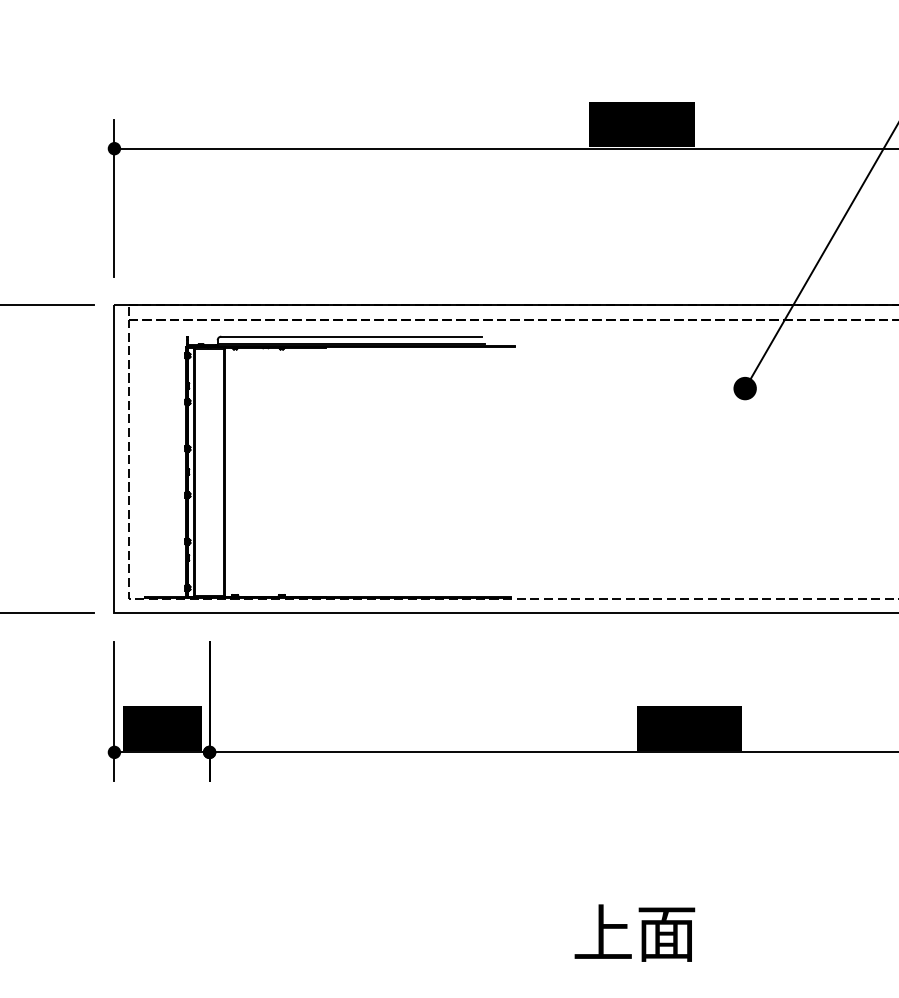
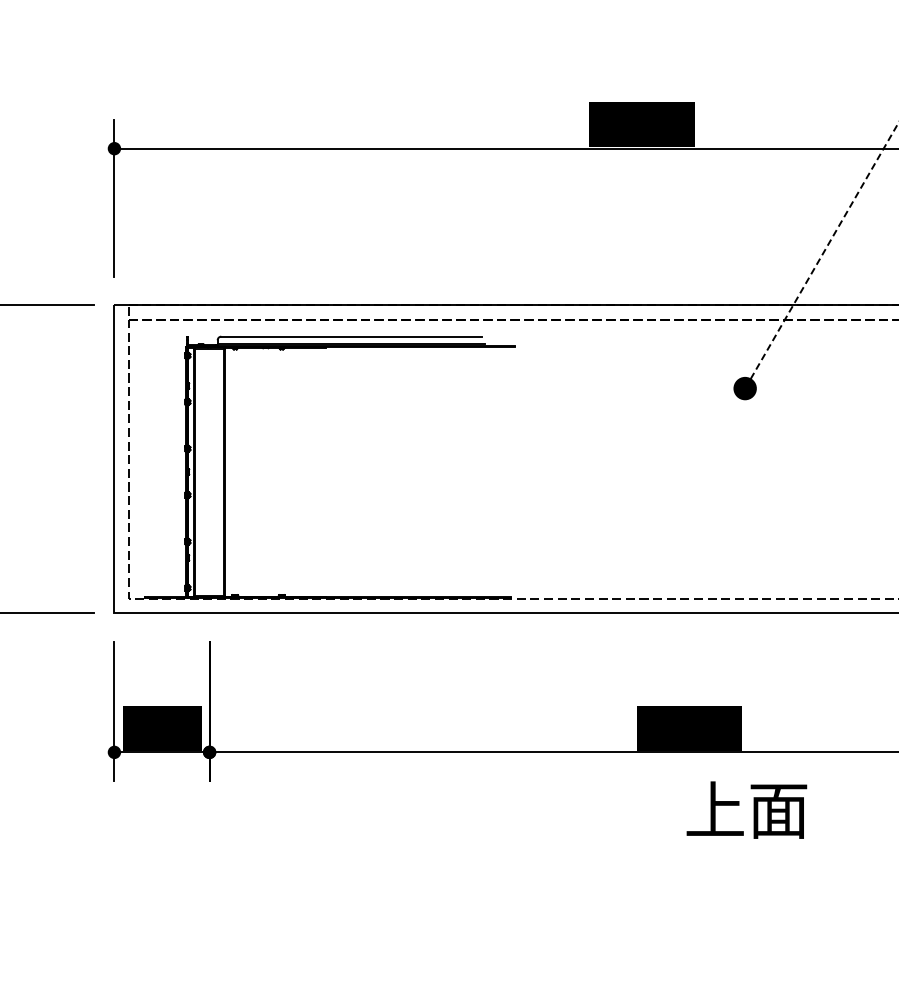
line: solid -> dashed (822, 255)
text position: (634, 932) -> (746, 809) (746, 809)
